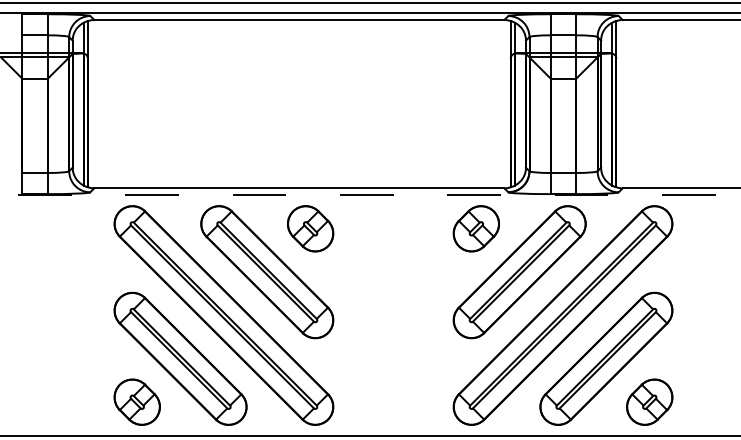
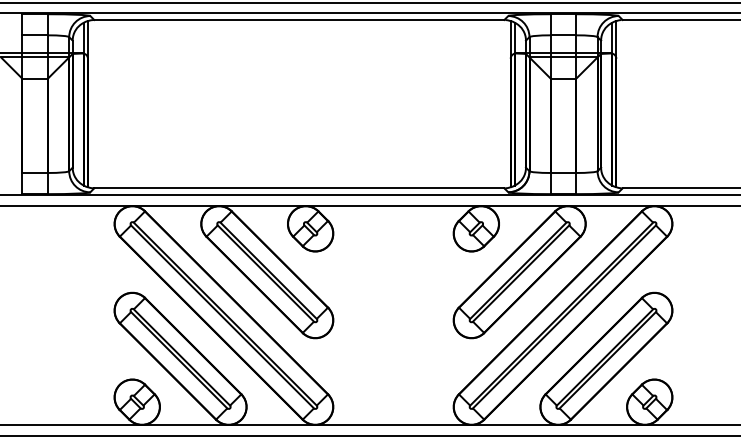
line: dashed -> solid (370, 195)
line: none -> present (369, 205)
line: none -> present (369, 425)
